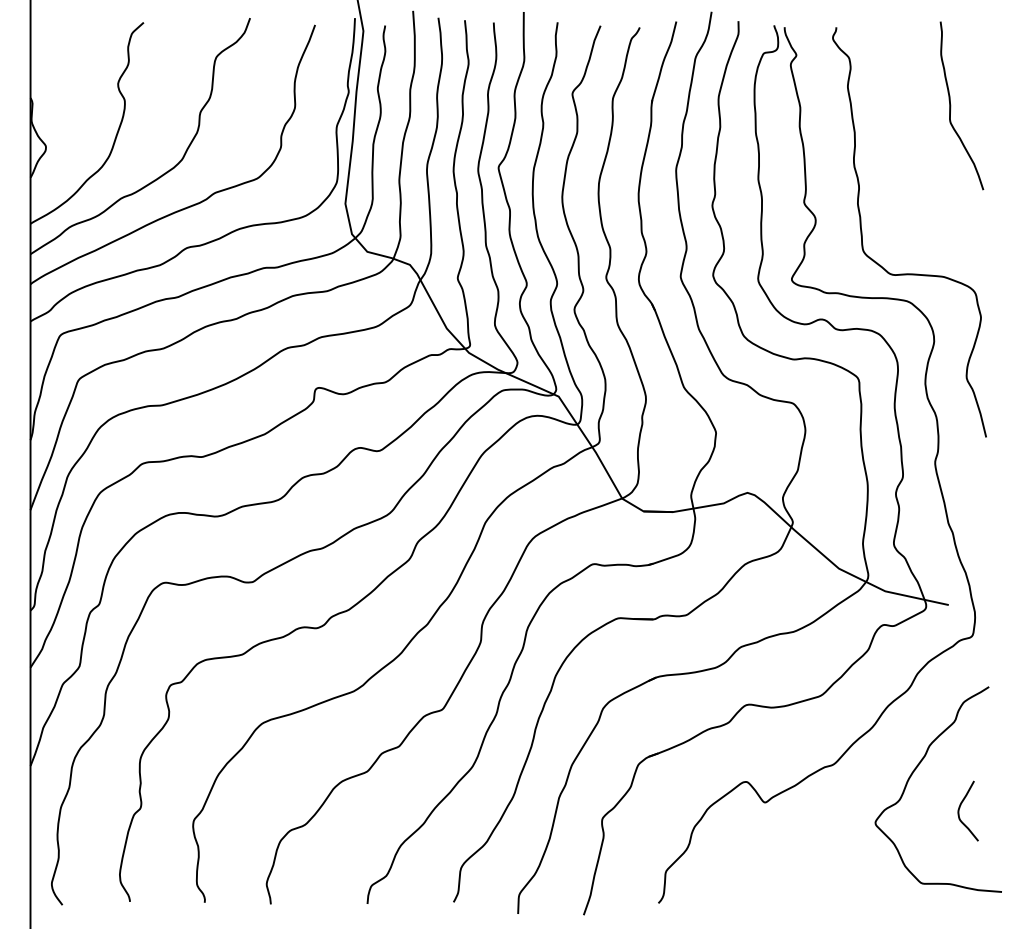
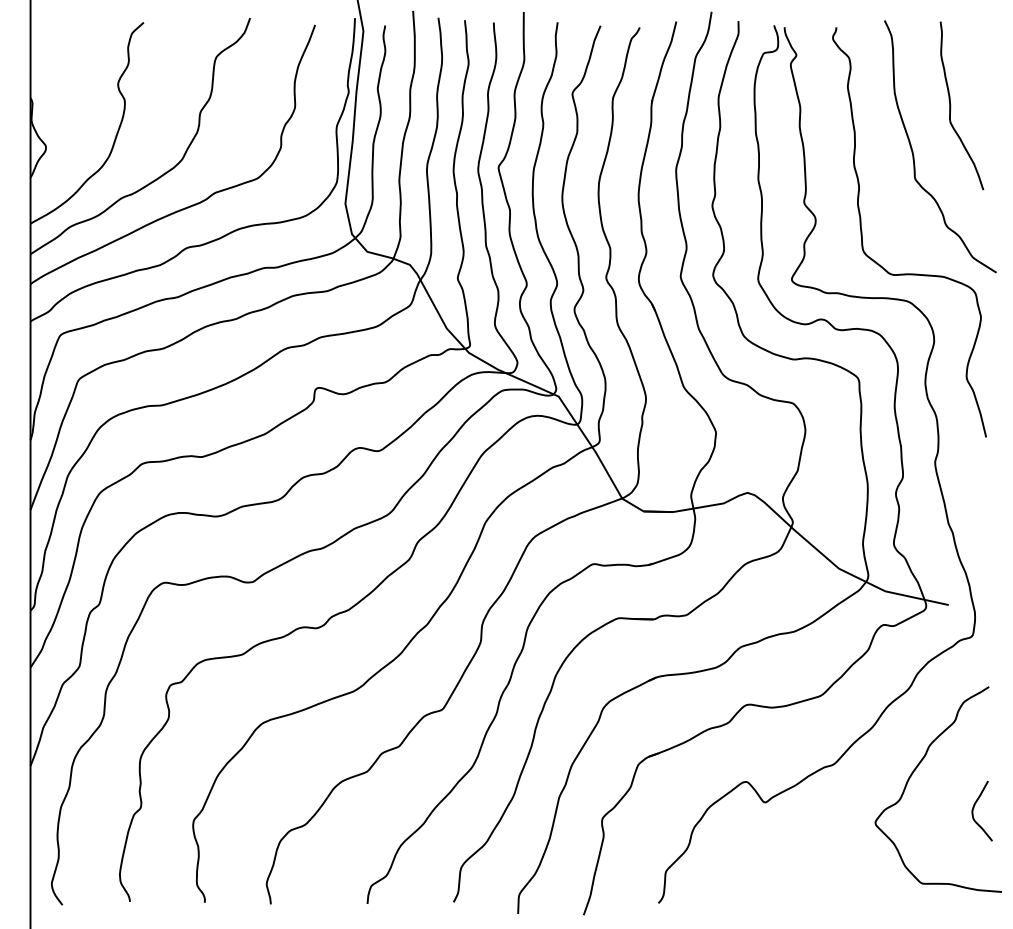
curve: none -> present (913, 151)
curve position: (960, 808) -> (974, 808) (974, 808)
